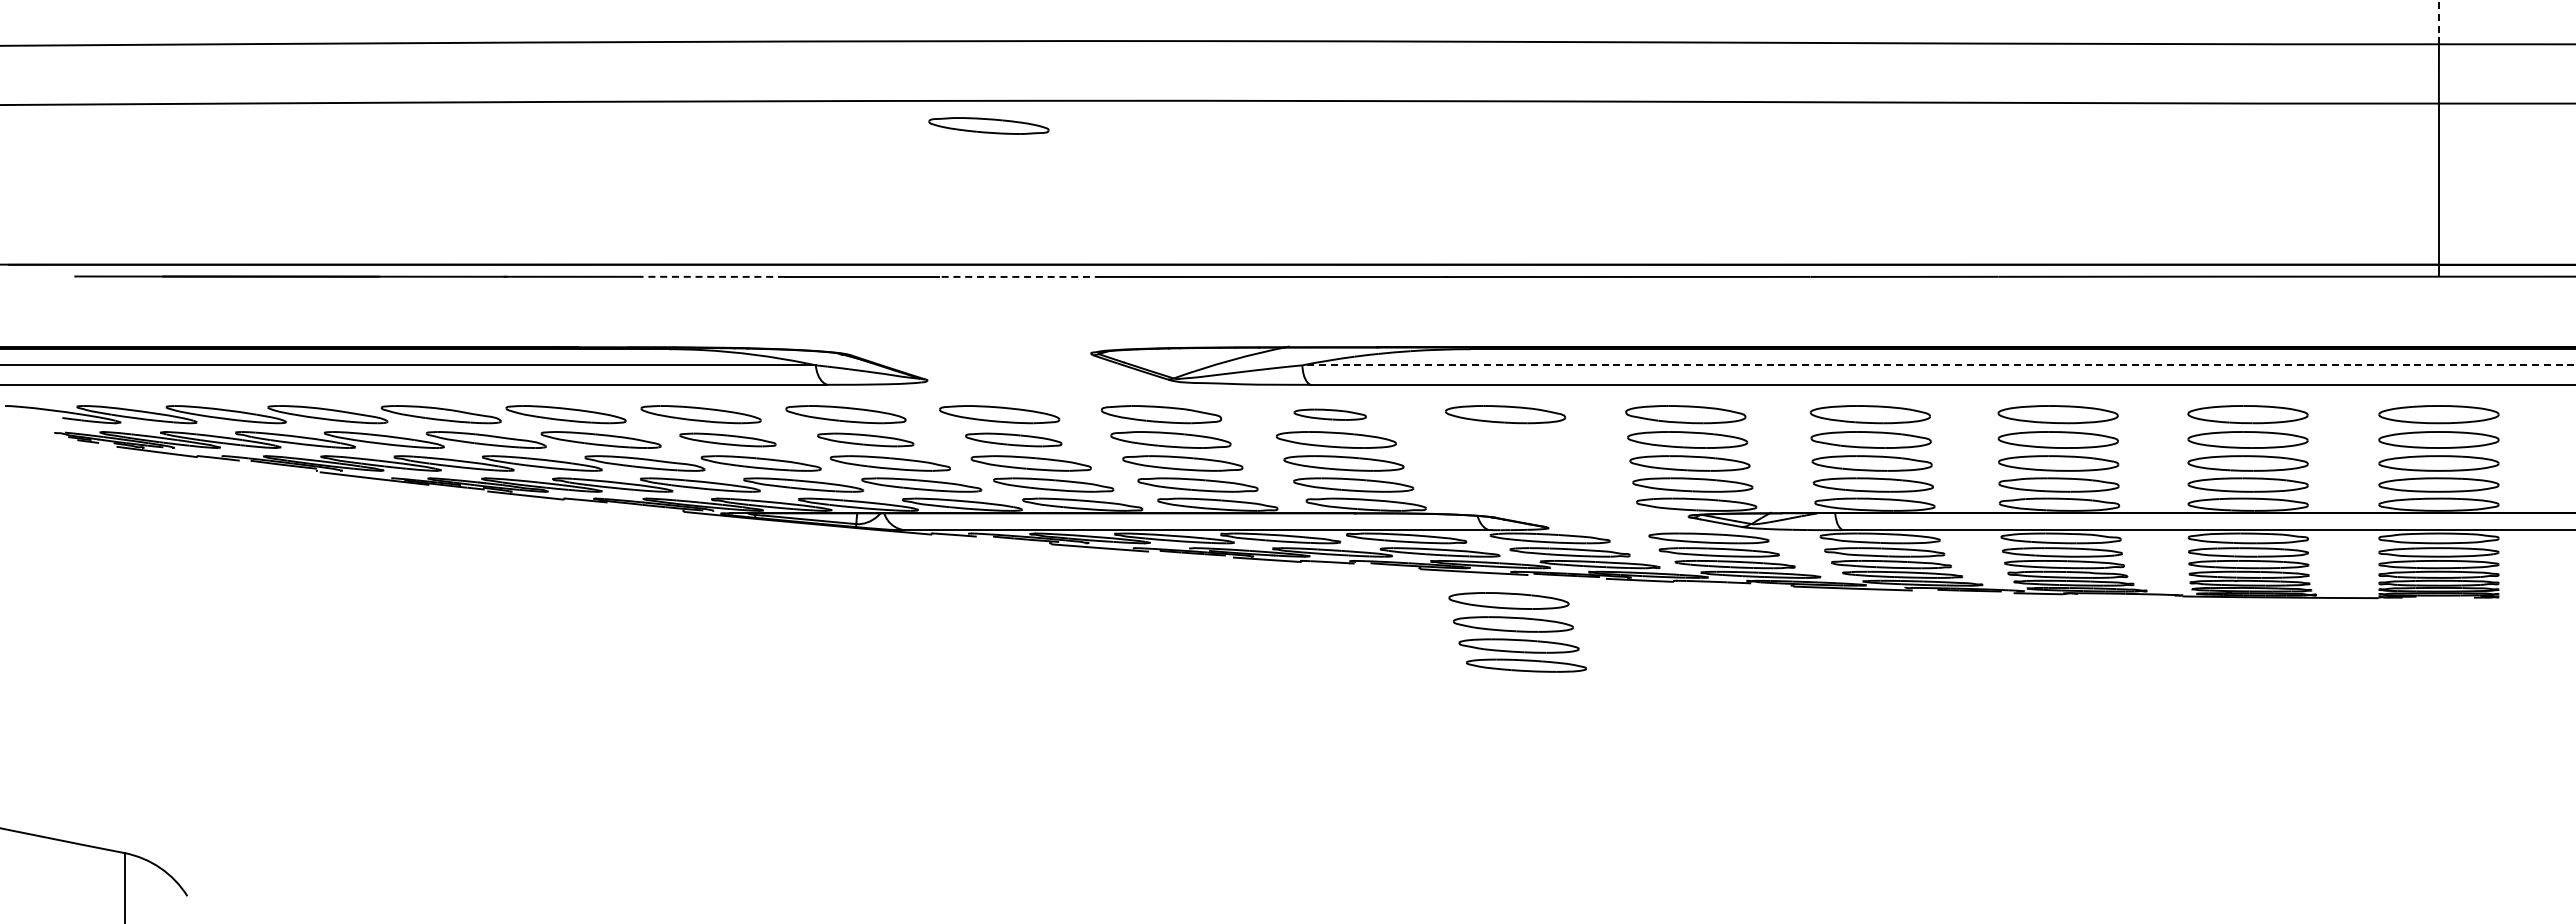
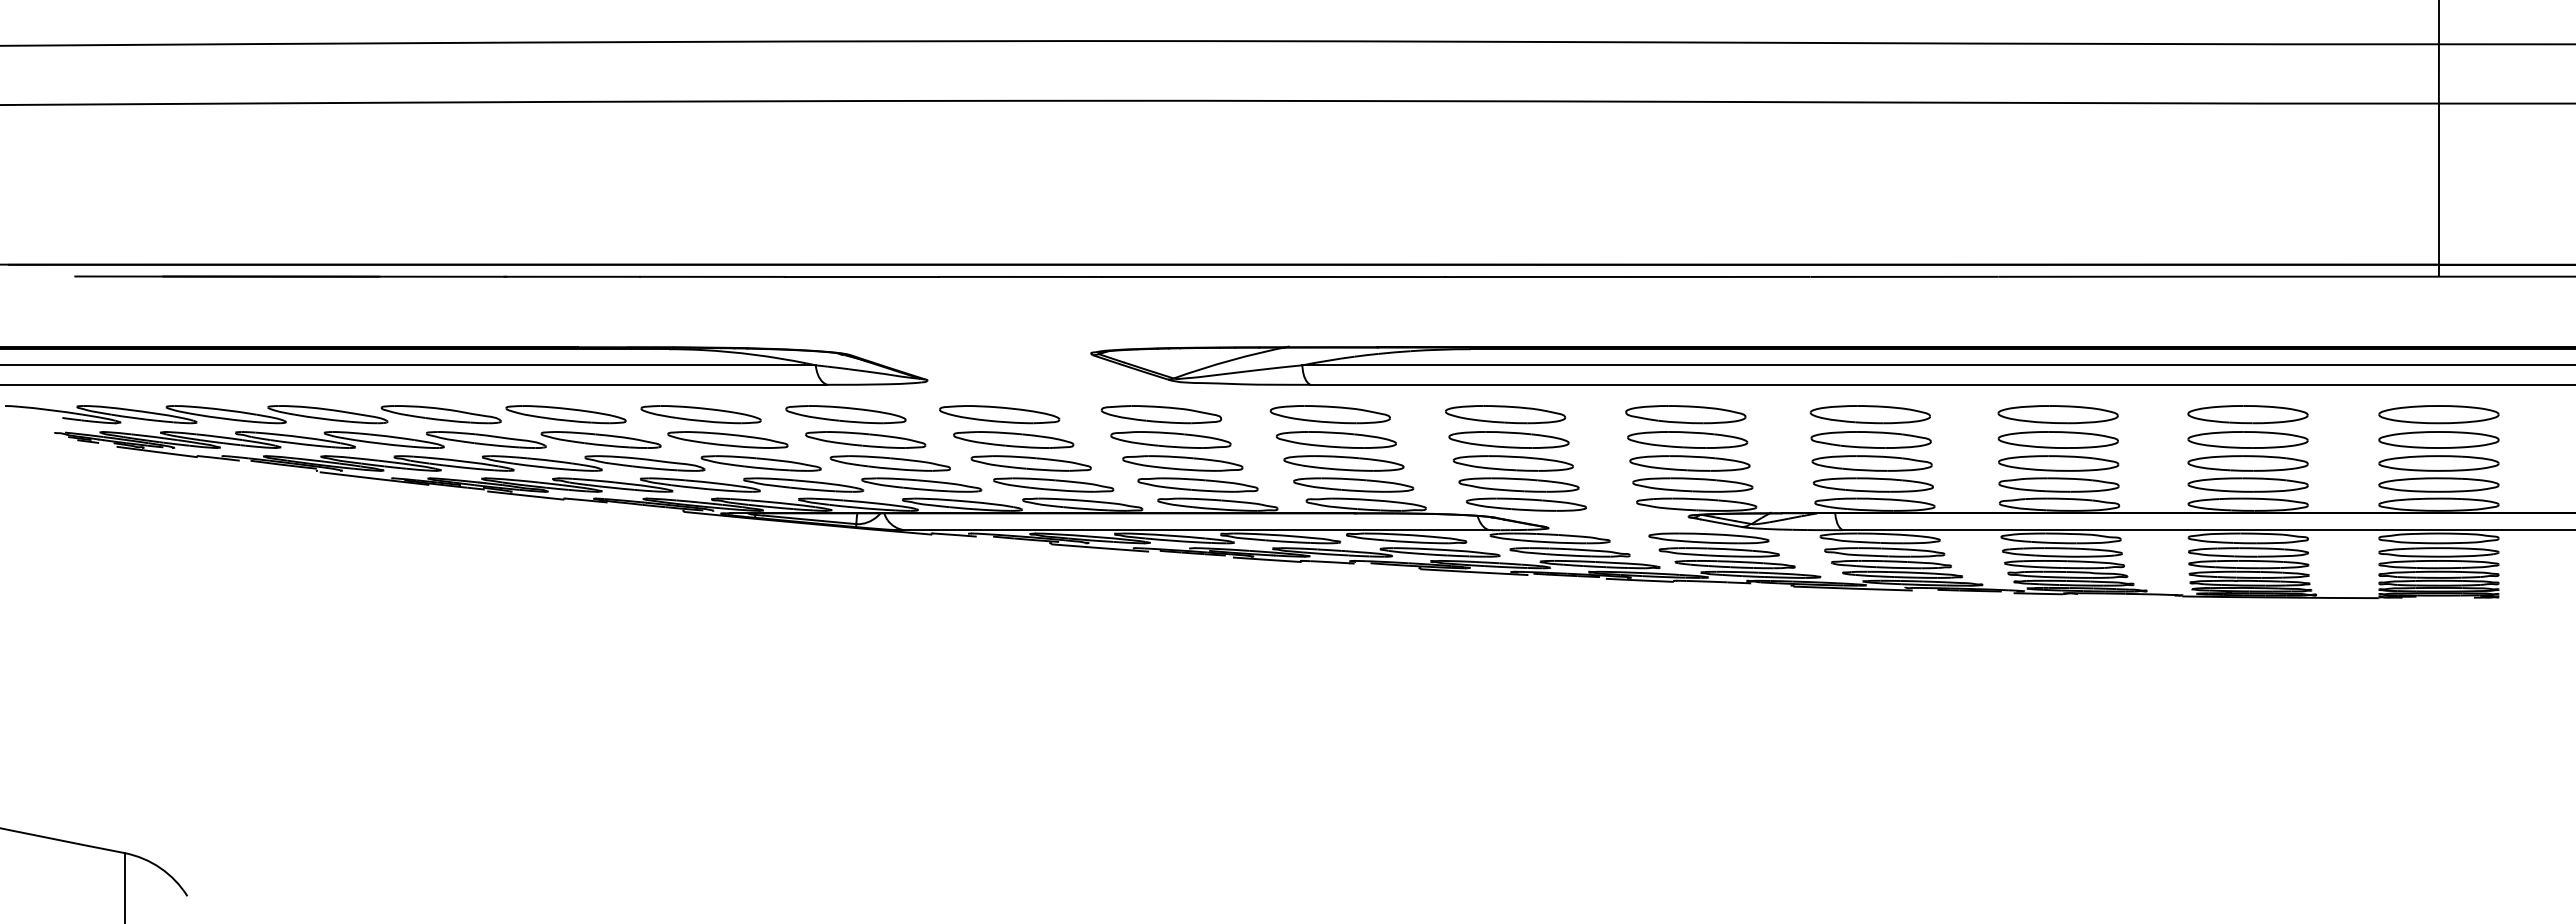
line: dashed -> solid (2438, 22)
part: present -> none (988, 125)
line: dashed -> solid (711, 276)
line: dashed -> solid (1019, 276)
line: dashed -> solid (1939, 365)
part size: 74x13 px -> 122x20 px (1329, 414)
part size: 98x16 px -> 122x18 px (727, 439)
part size: 98x16 px -> 122x18 px (865, 439)
part size: 98x16 px -> 122x18 px (1013, 439)
part position: (1517, 632) -> (1517, 471) (1517, 471)
